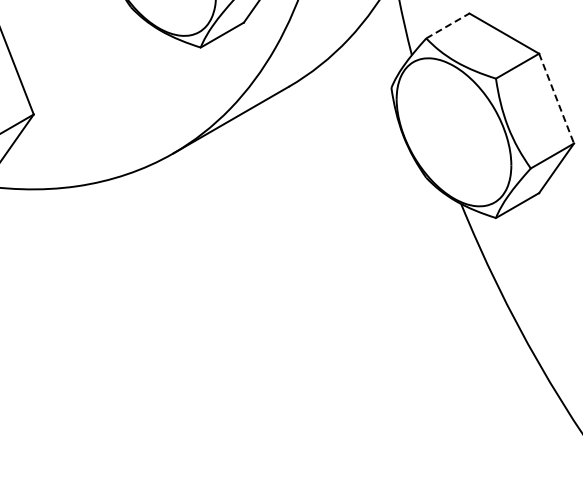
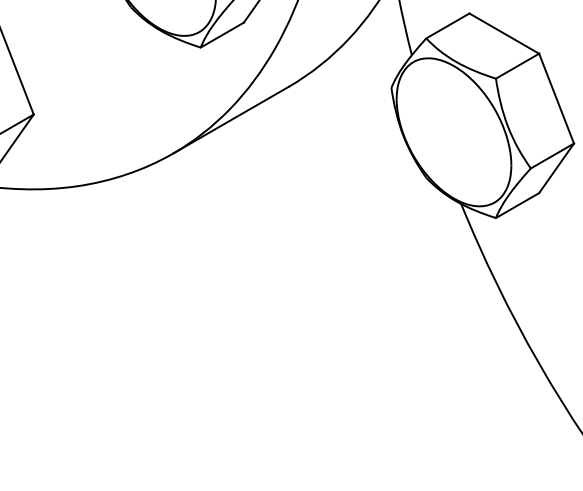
line: dashed -> solid (447, 25)
line: dashed -> solid (556, 99)
